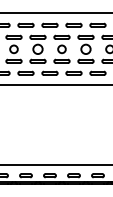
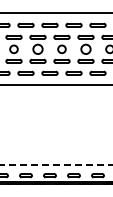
line: solid -> dashed (56, 165)
